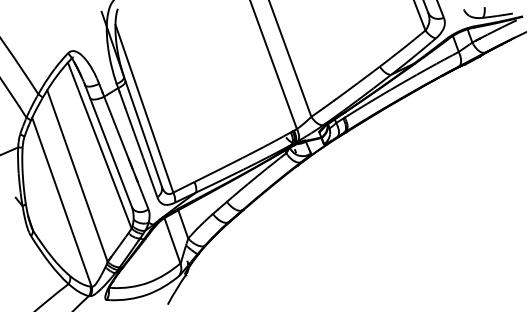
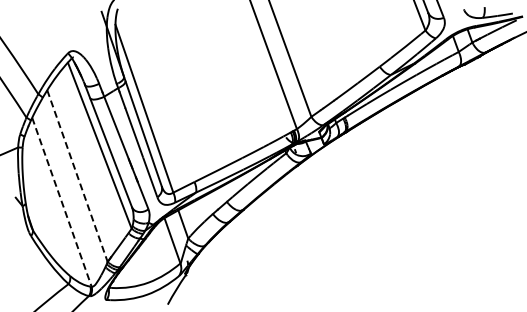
line: solid -> dashed (77, 176)
line: solid -> dashed (61, 202)
